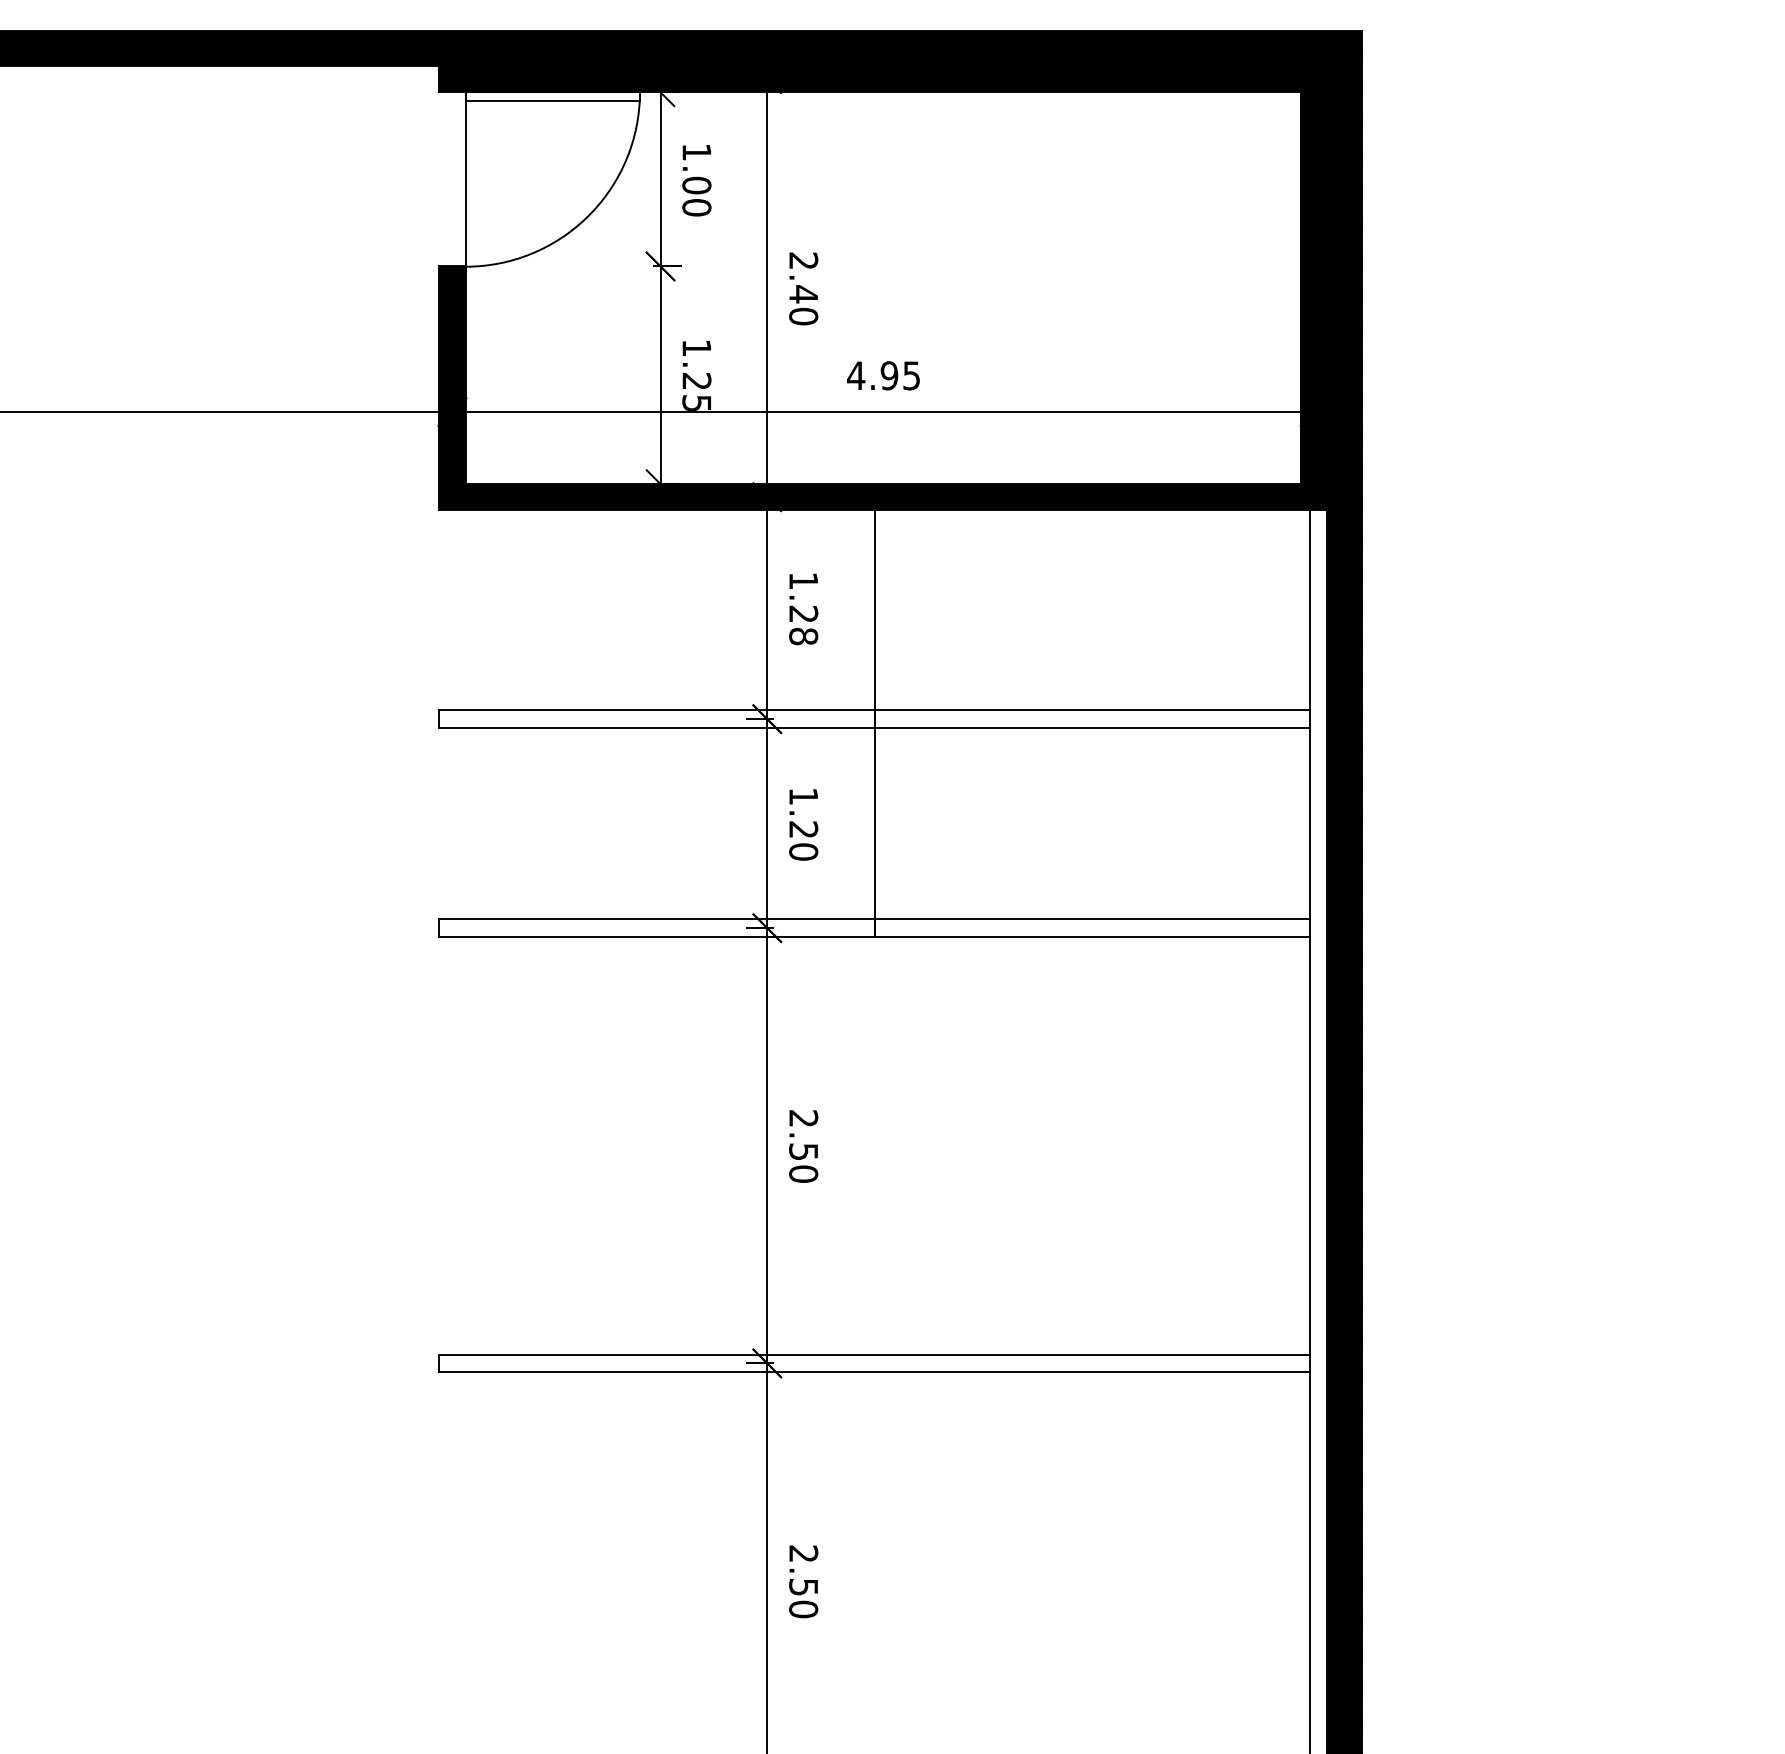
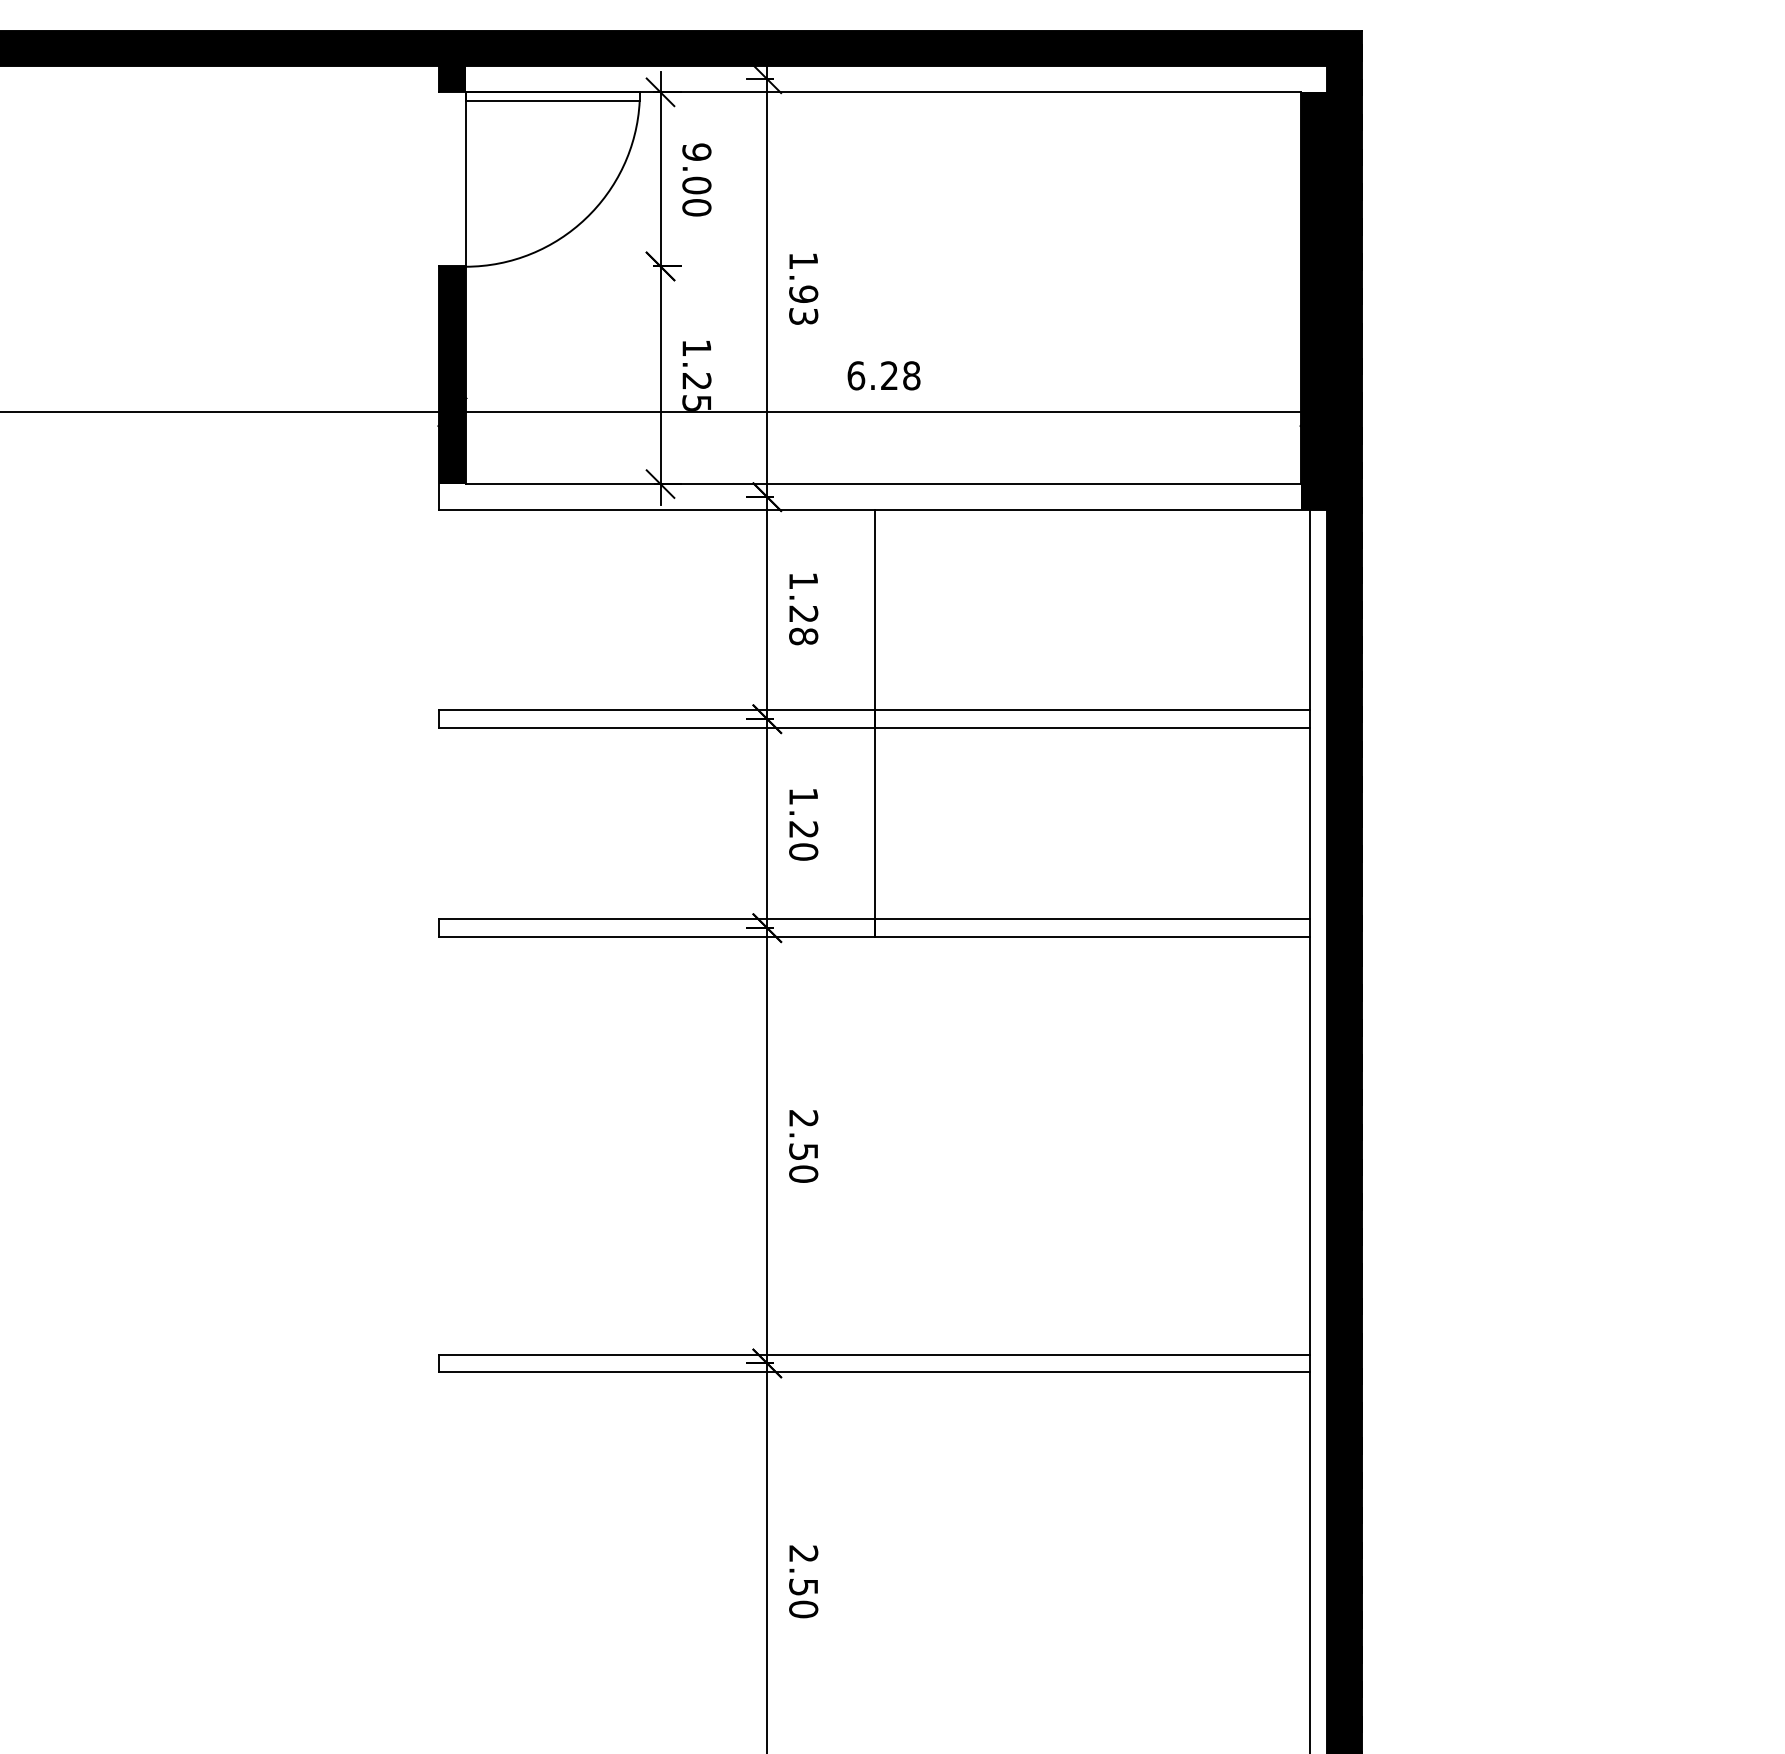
fill: present -> none (896, 79)
text: 1.00 -> 9.00 (696, 151)
text: 2.40 -> 1.93 (803, 288)
text: 4.95 -> 6.28 (883, 375)
fill: present -> none (870, 497)
